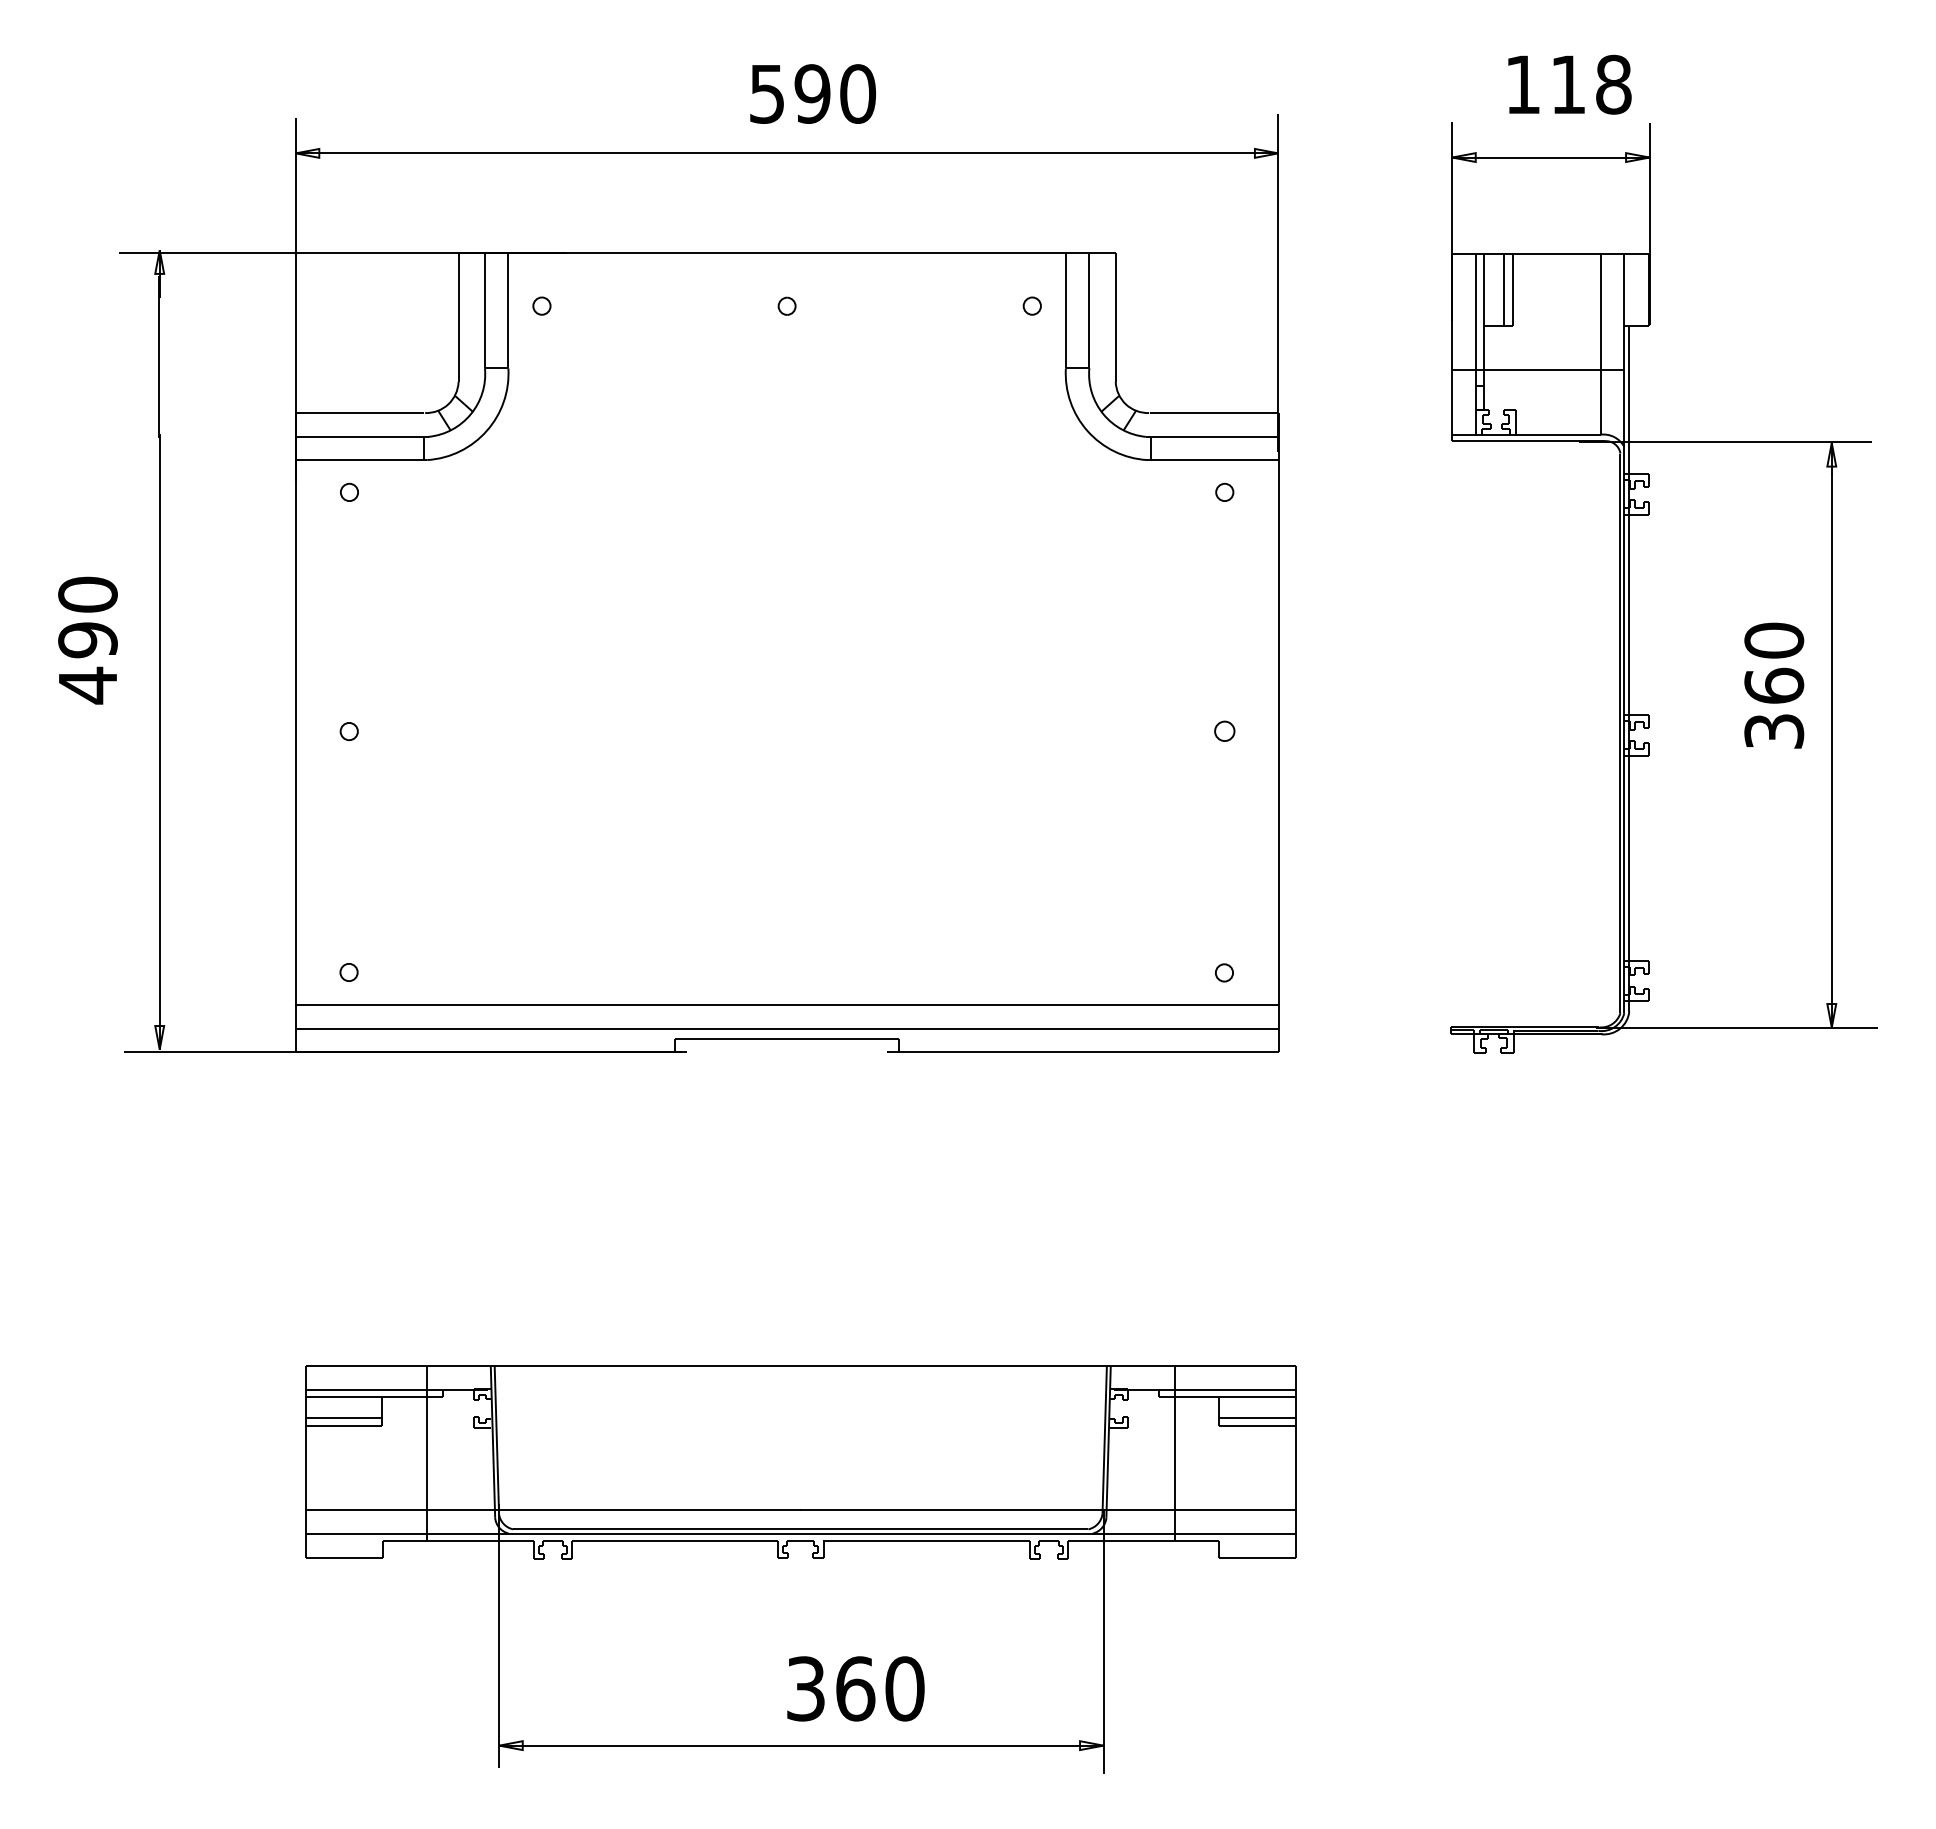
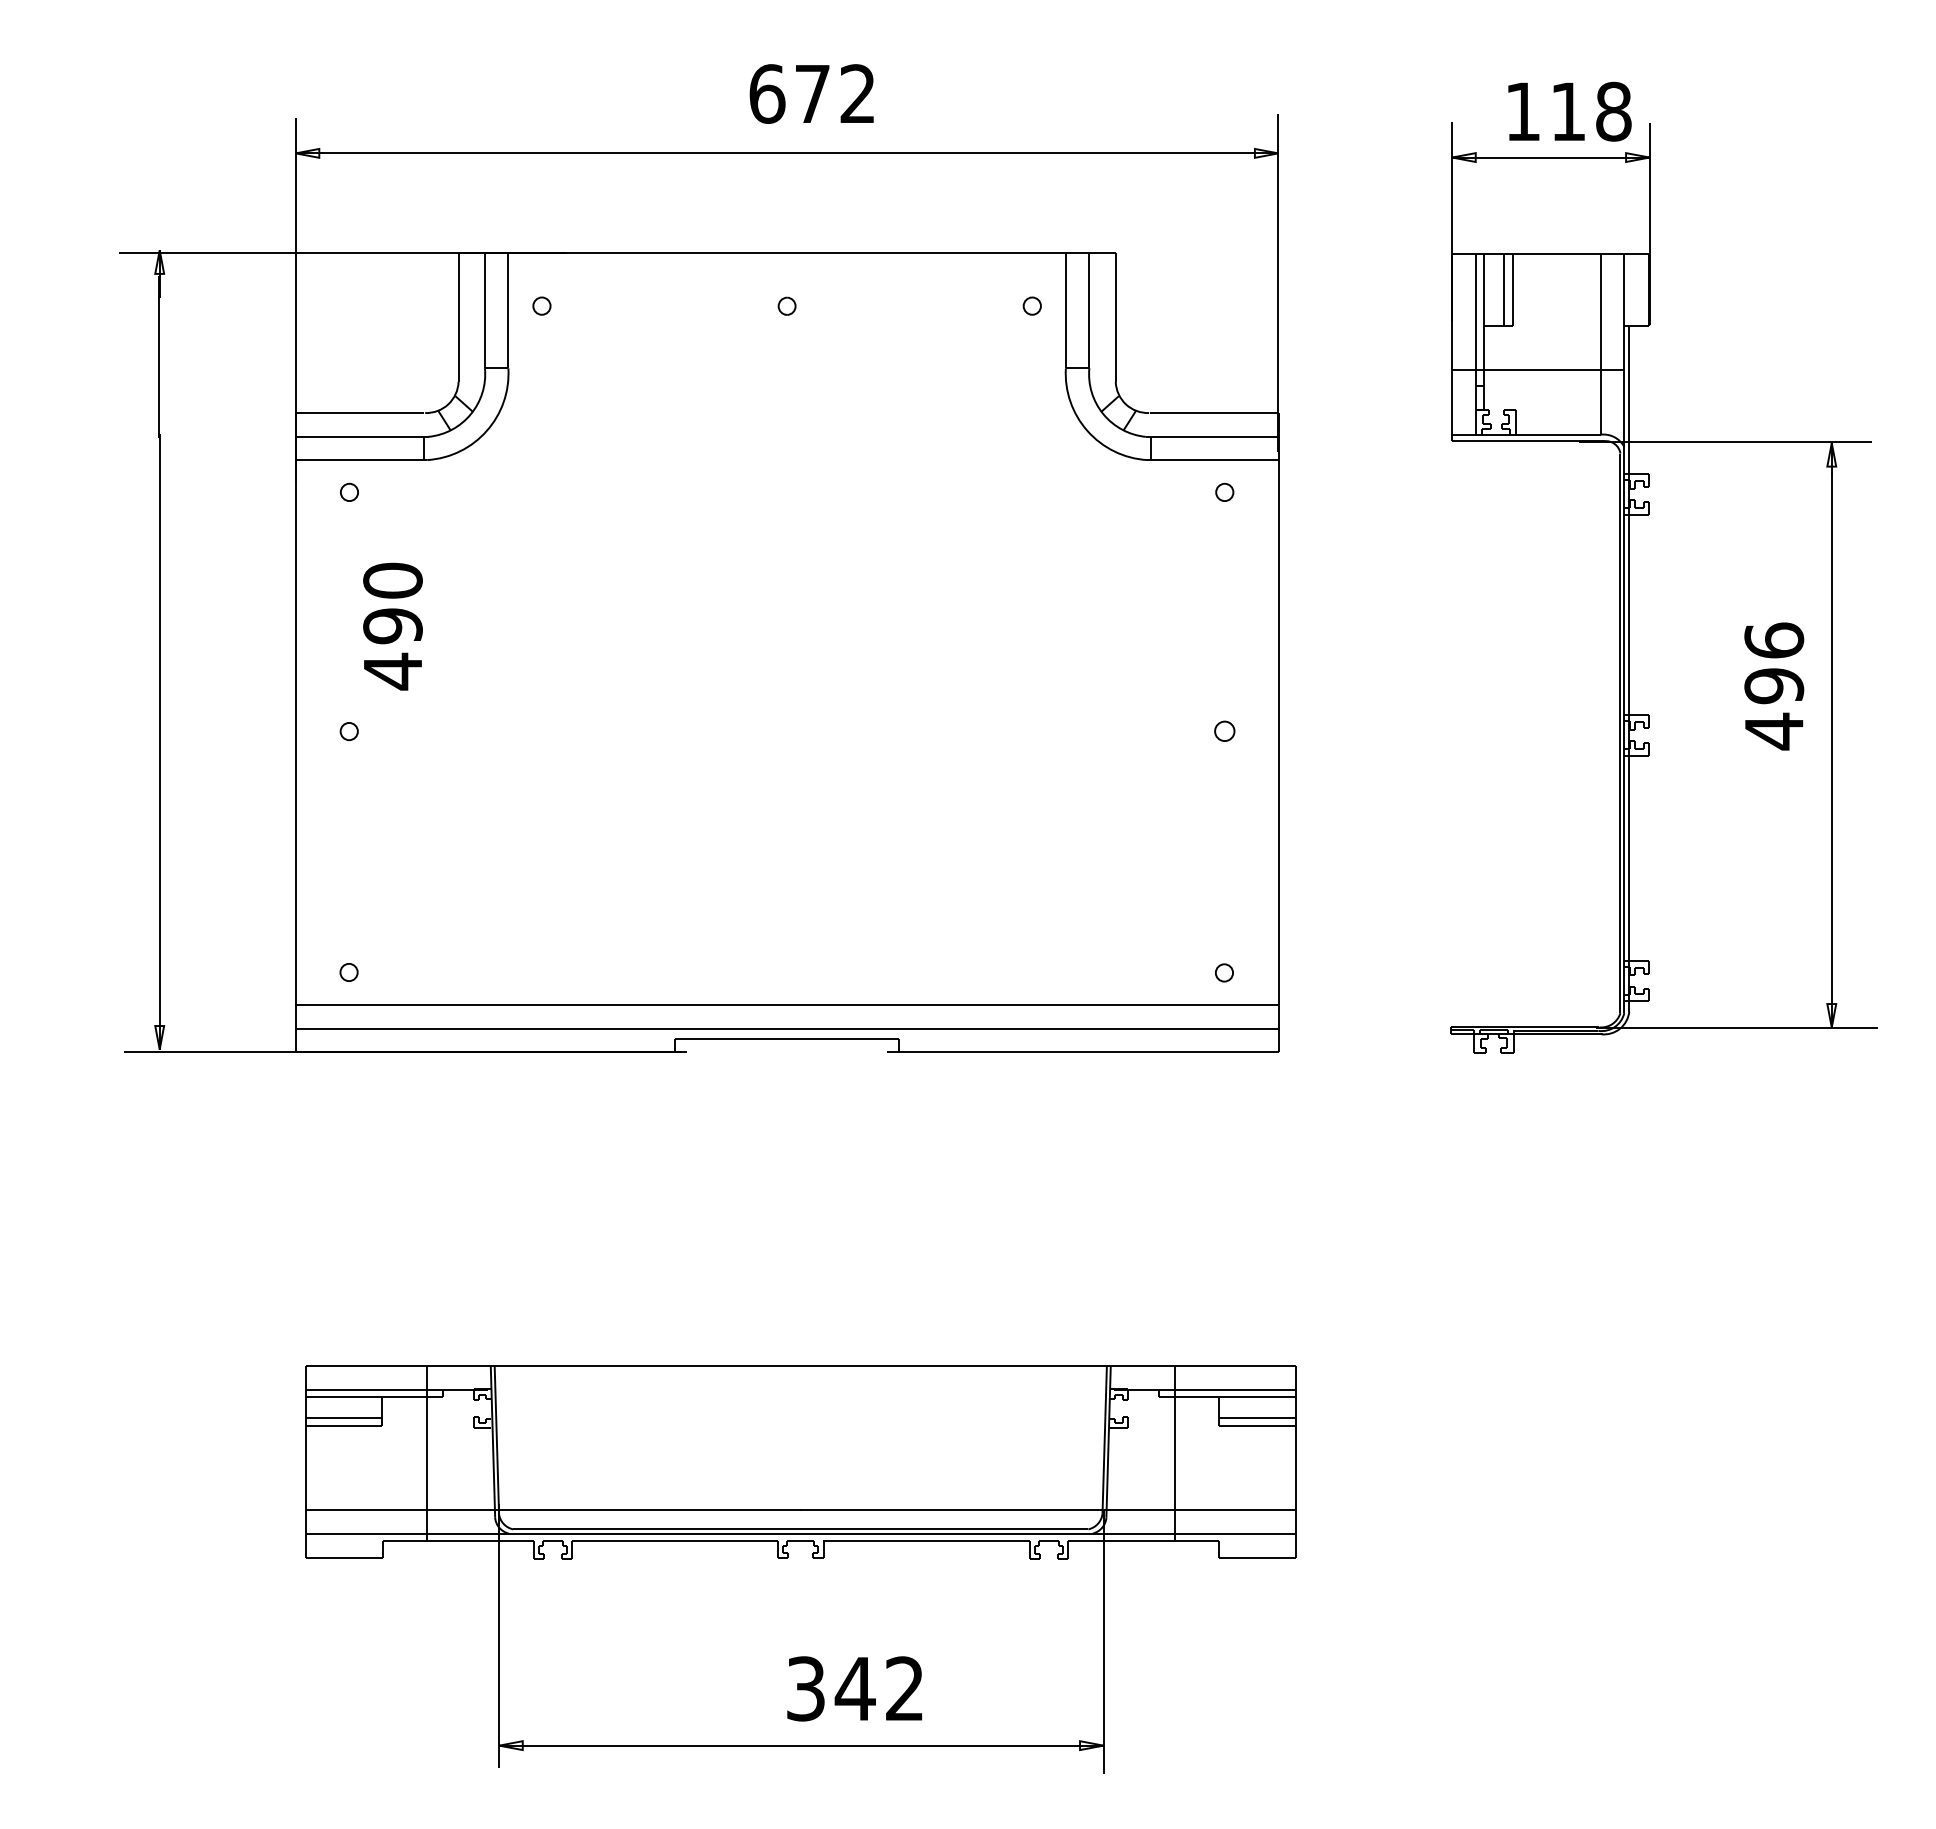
text position: (1569, 84) -> (1569, 111) (1569, 111)
text: 590 -> 672 (812, 93)
text position: (87, 640) -> (392, 626) (392, 626)
text: 360 -> 496 (1774, 686)
text: 360 -> 342 (879, 1688)
